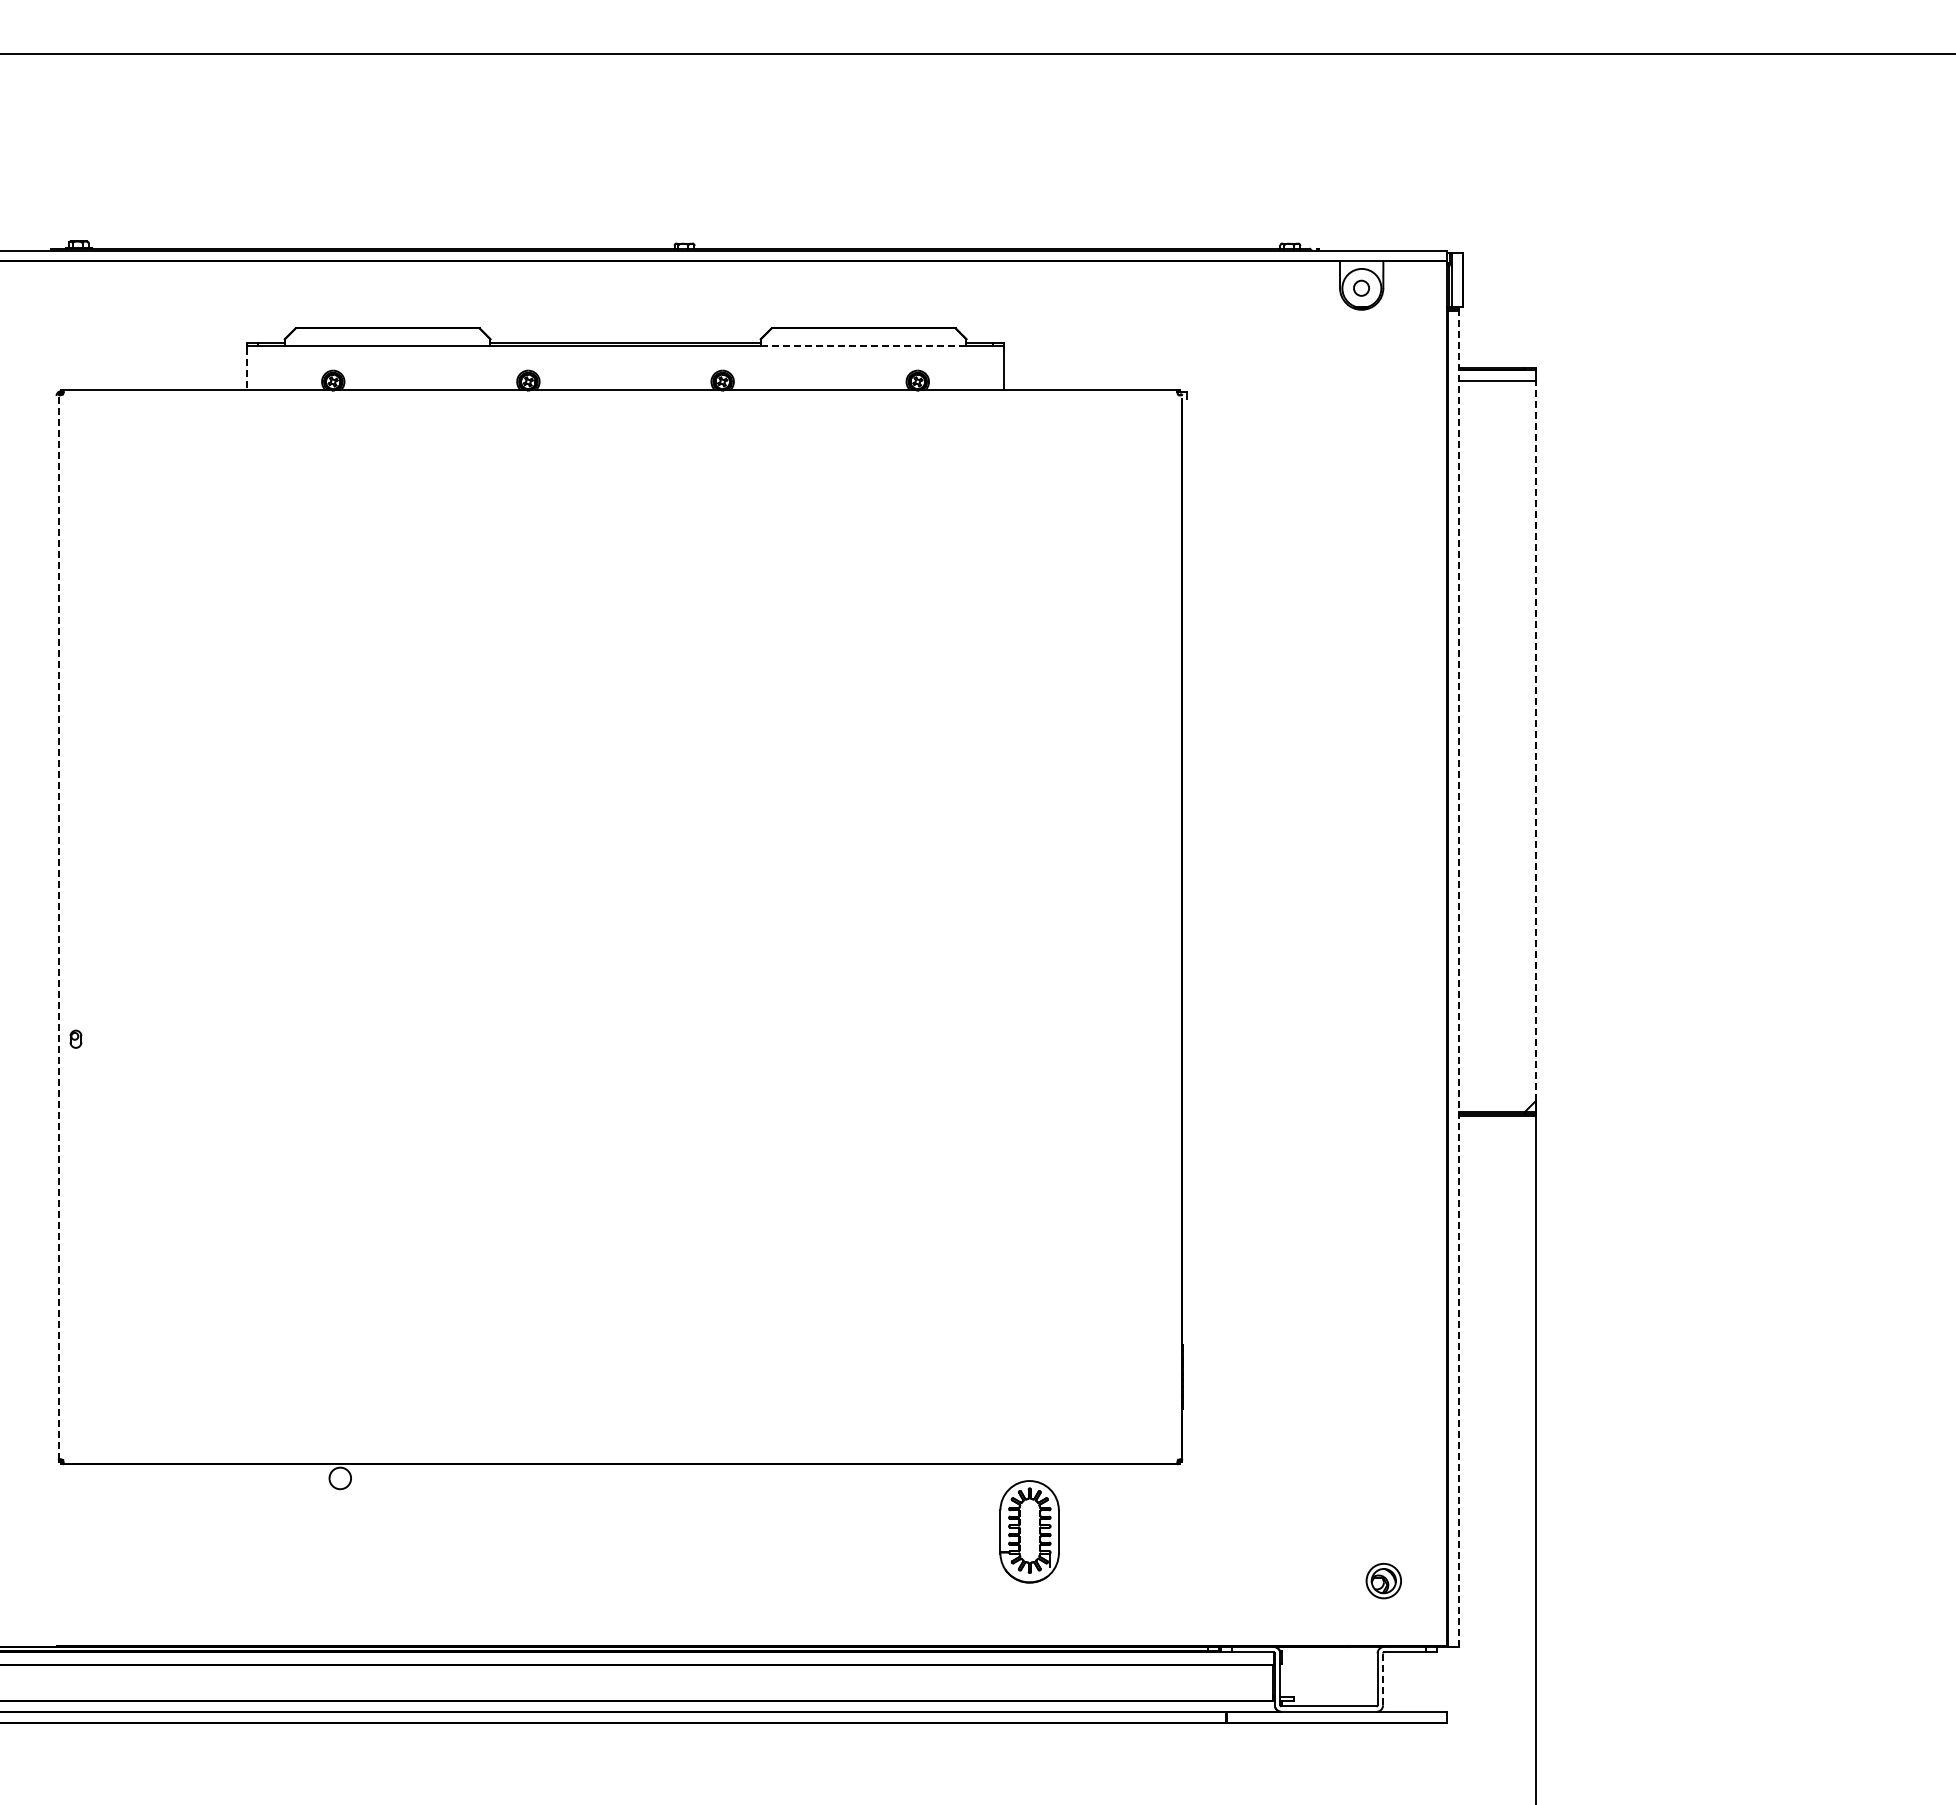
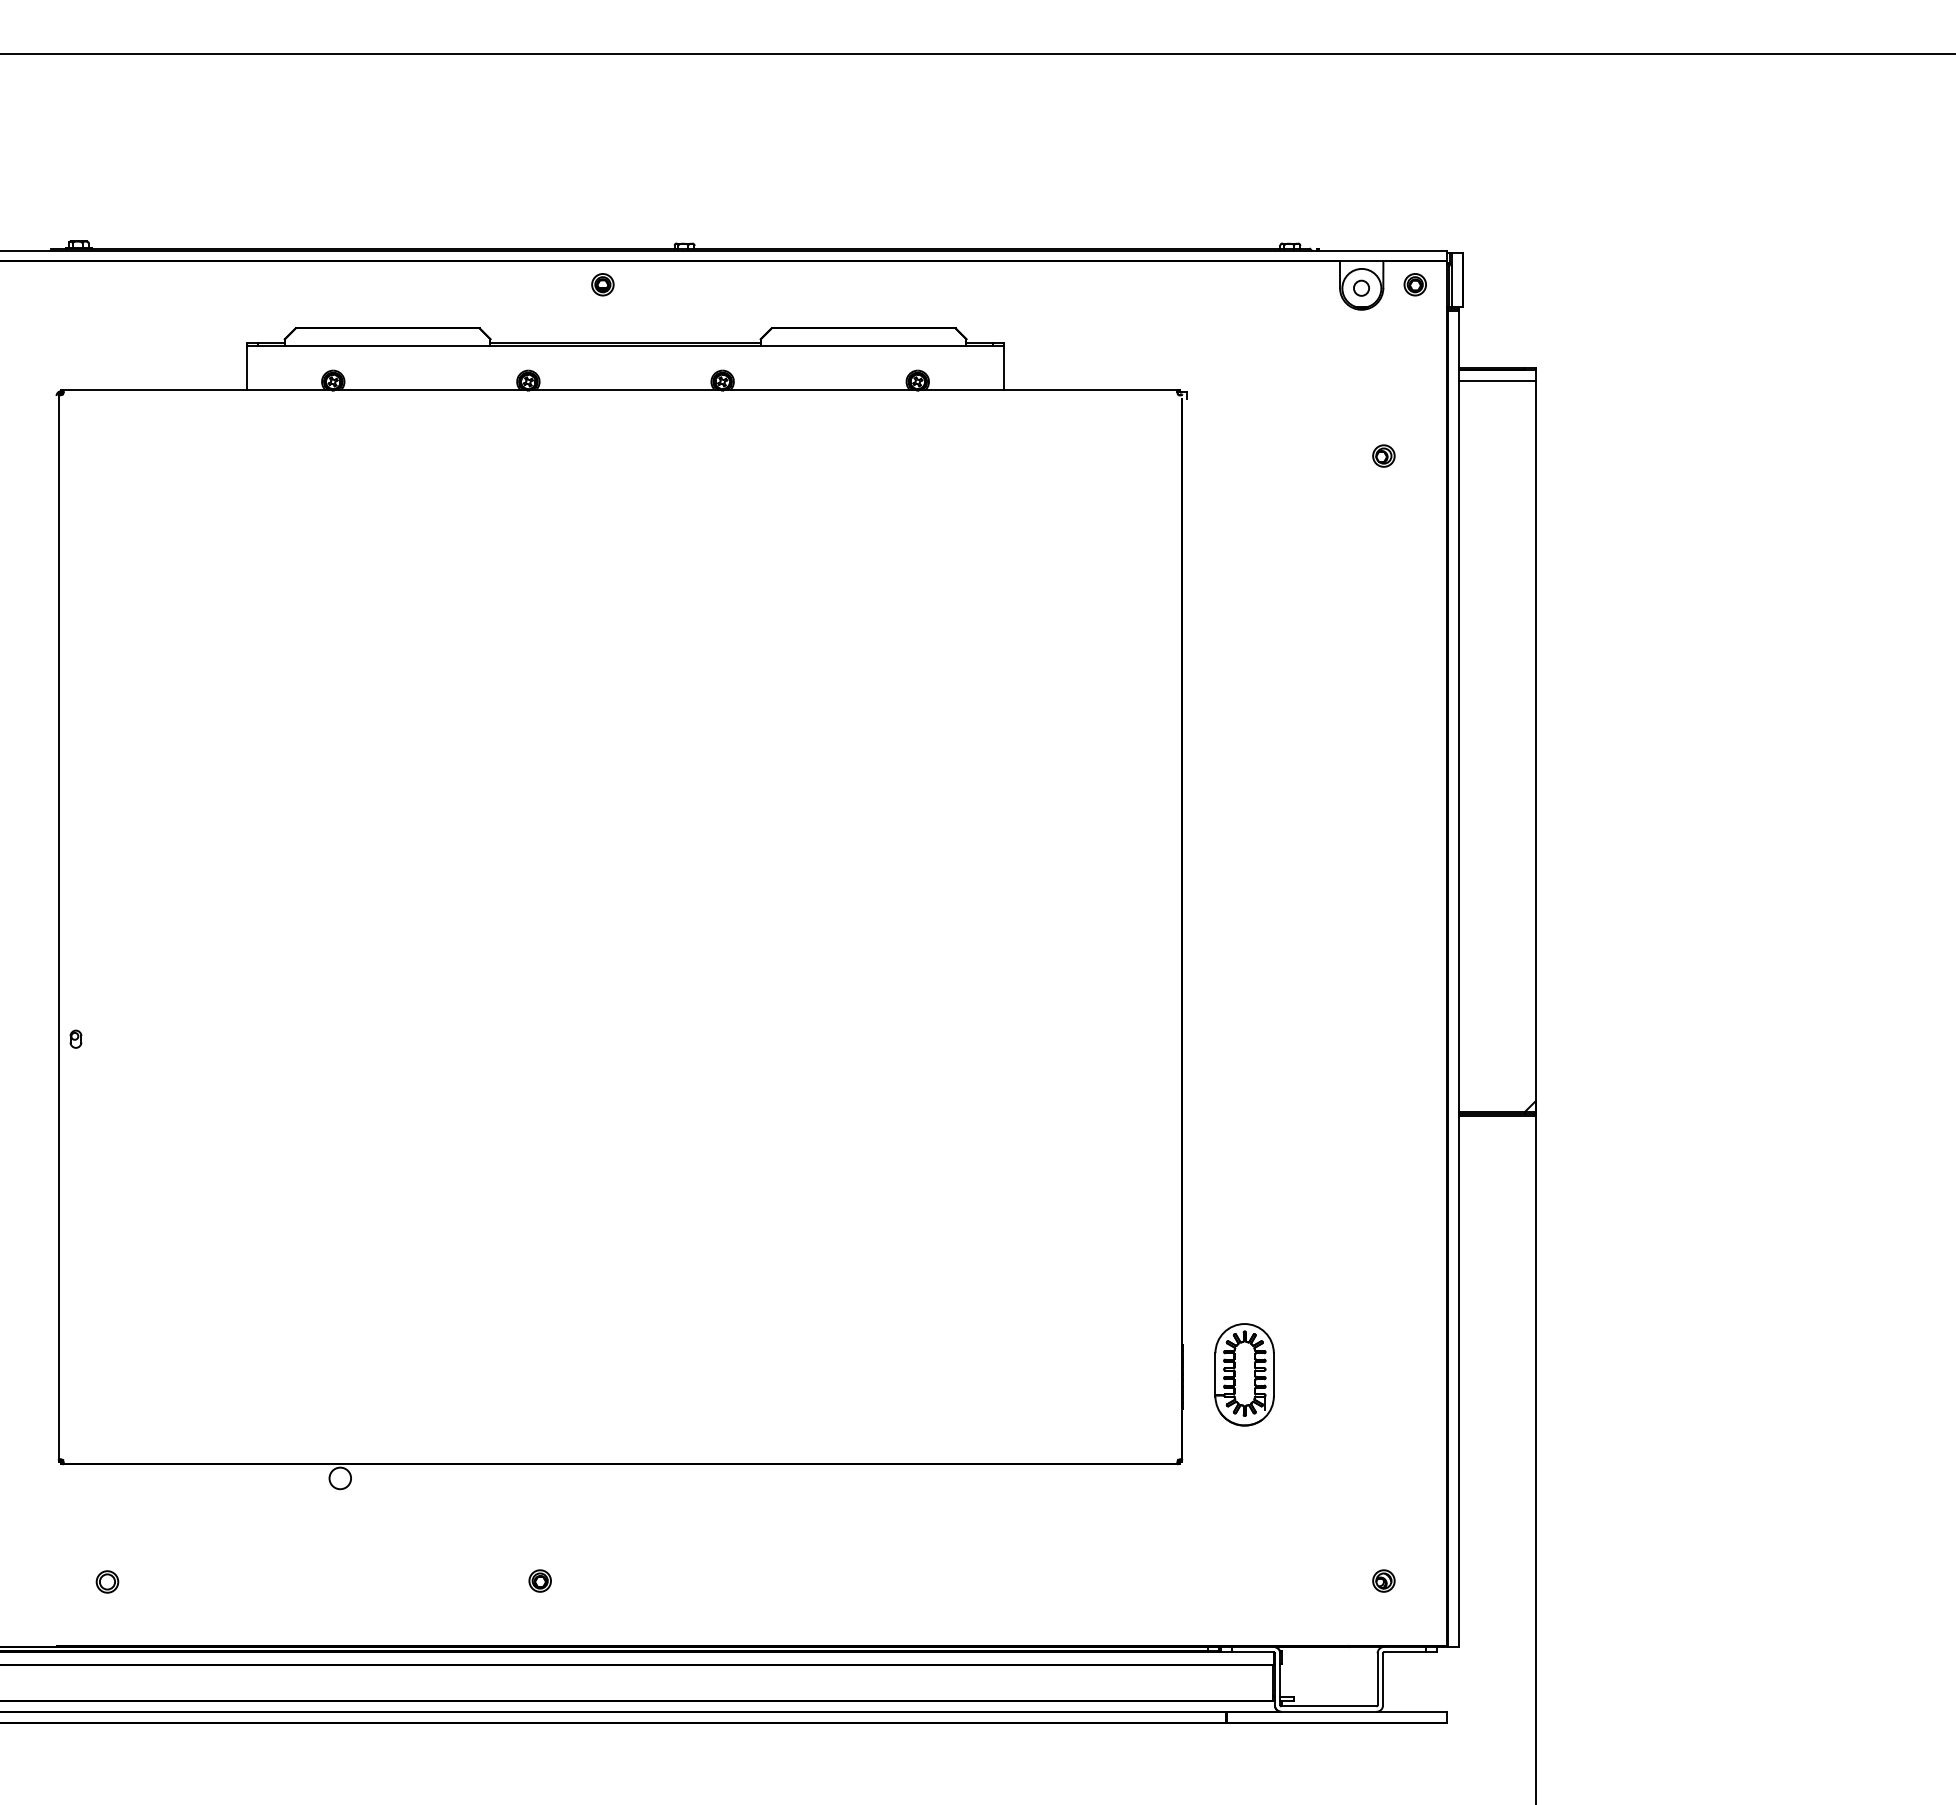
part: none -> present (602, 284)
part: none -> present (1414, 284)
line: dashed -> solid (863, 345)
line: dashed -> solid (247, 369)
part: none -> present (1383, 455)
line: dashed -> solid (1535, 740)
line: dashed -> solid (58, 926)
line: dashed -> solid (1458, 978)
part position: (1029, 1531) -> (1244, 1374) (1244, 1374)
part: none -> present (539, 1580)
part: none -> present (107, 1581)
part size: 37x37 px -> 24x24 px (1383, 1580)
line: dashed -> solid (1383, 1679)
